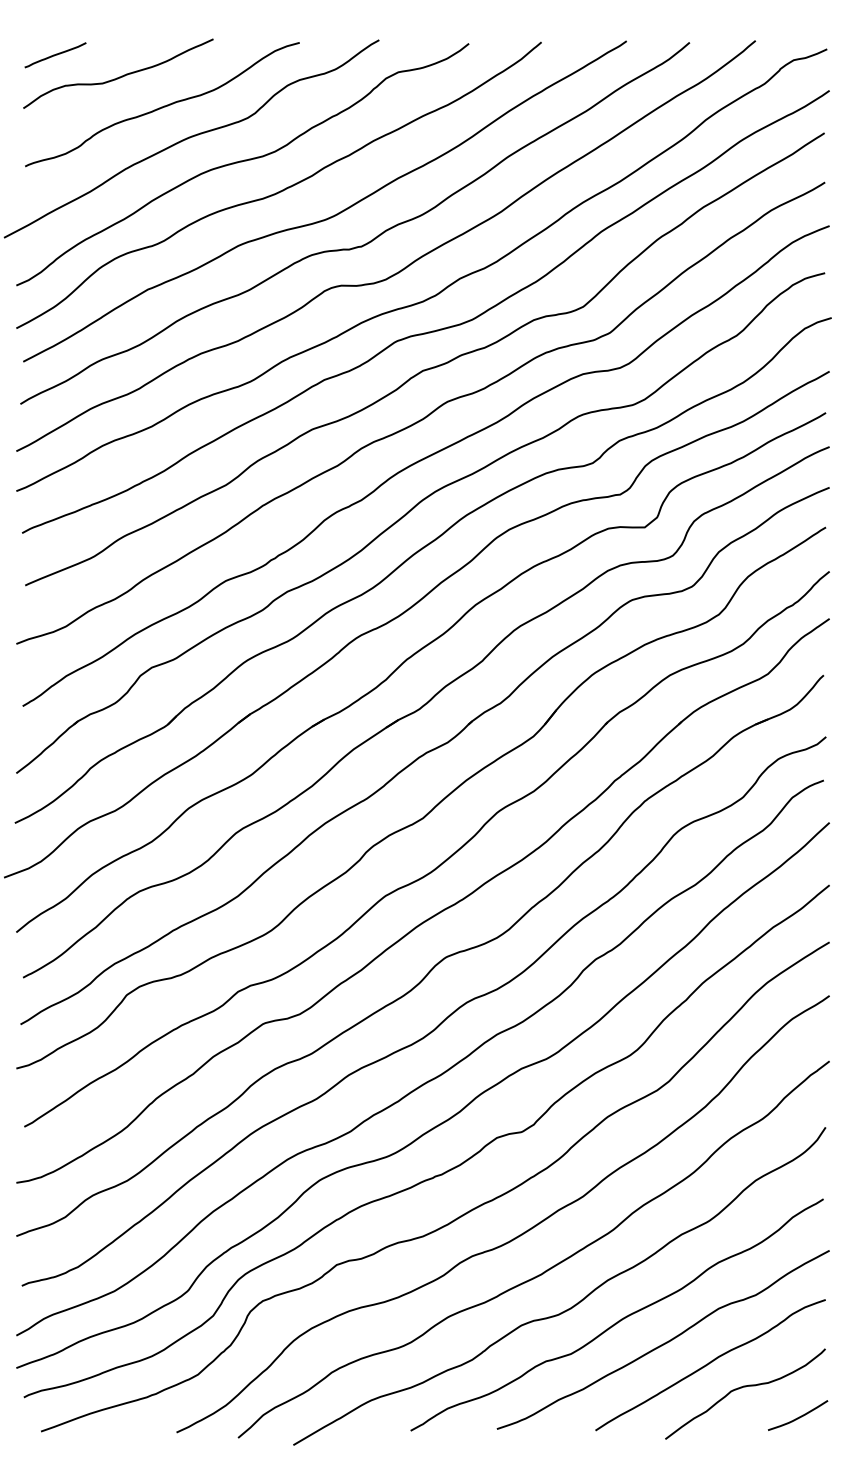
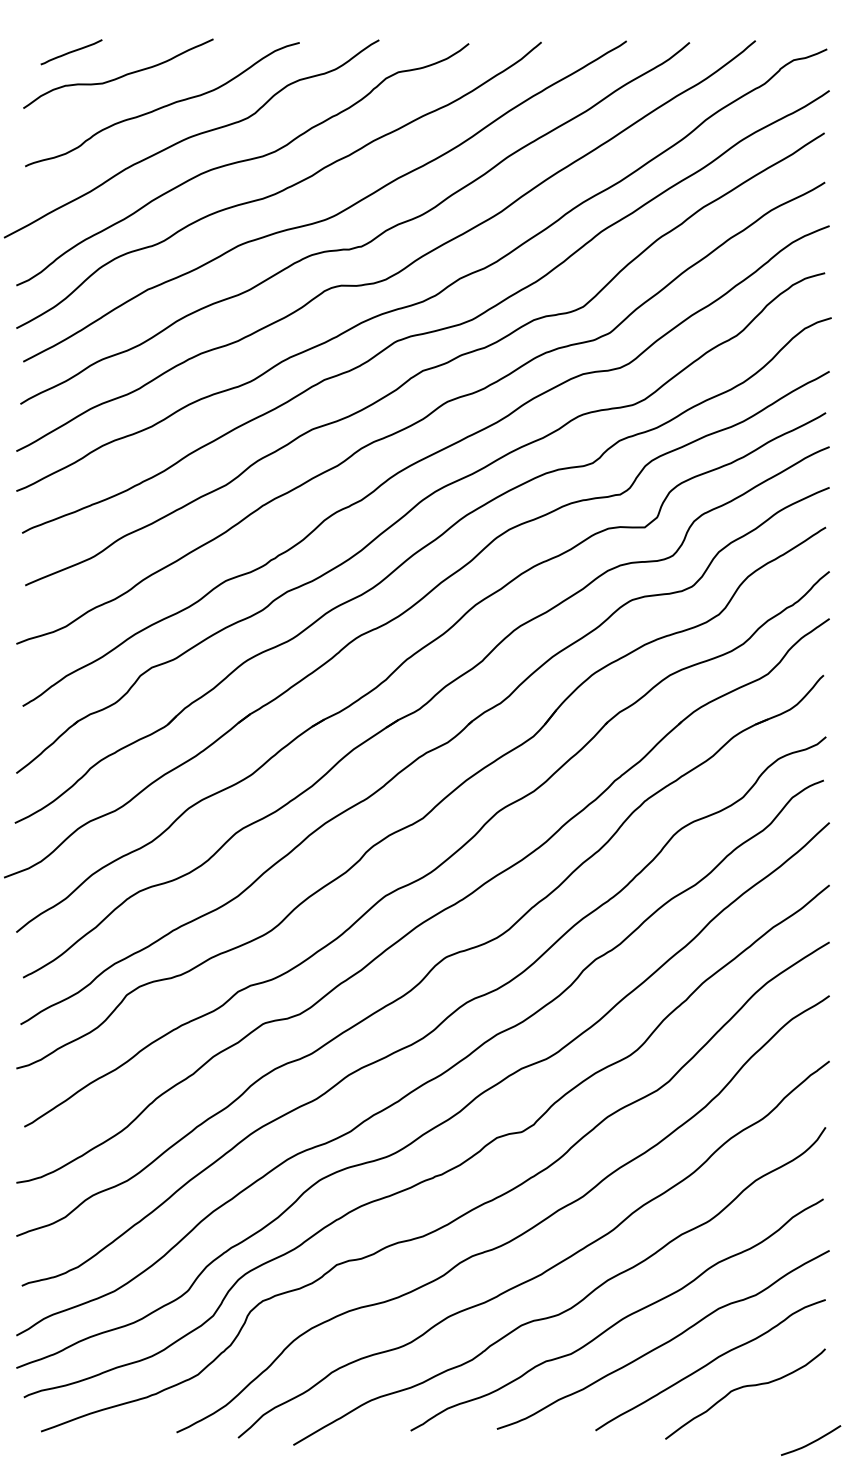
line position: (55, 55) -> (71, 52) (71, 52)
curve position: (799, 1416) -> (812, 1441) (812, 1441)
